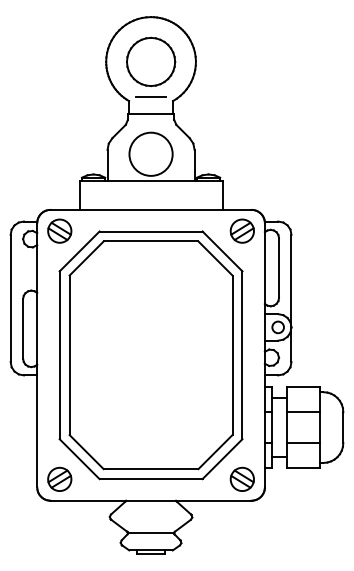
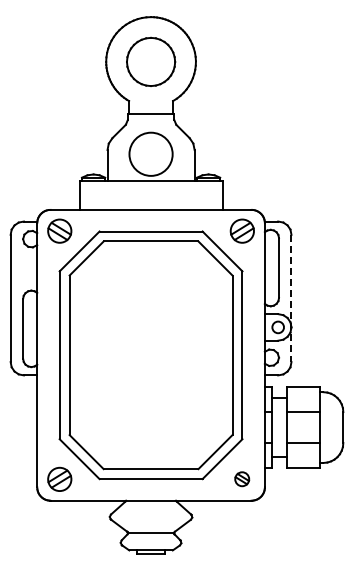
line: present -> none (150, 97)
line: solid -> dashed (291, 298)
part size: 26x26 px -> 17x17 px (242, 479)
